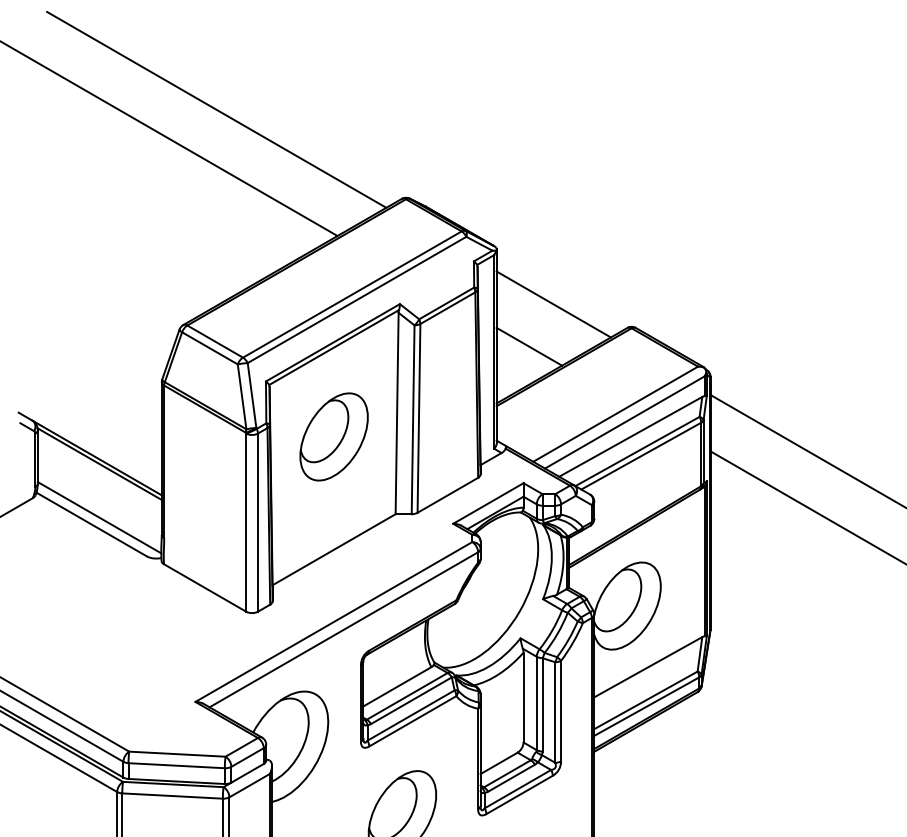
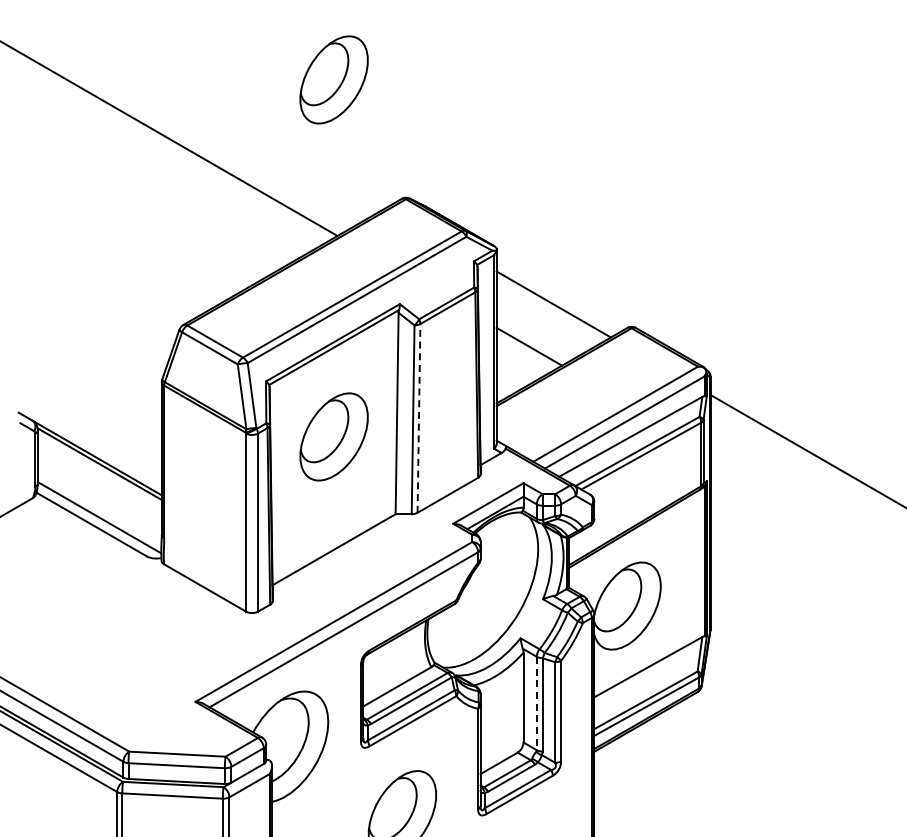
part: none -> present (333, 79)
line: present -> none (216, 109)
line: solid -> dashed (419, 417)
line: present -> none (806, 507)
line: solid -> dashed (536, 703)
